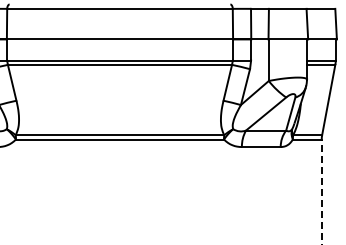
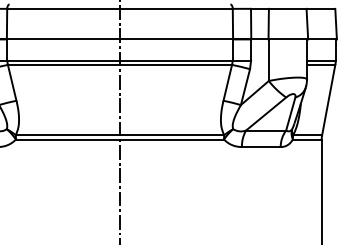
line: none -> present (120, 121)
line: dashed -> solid (321, 191)
